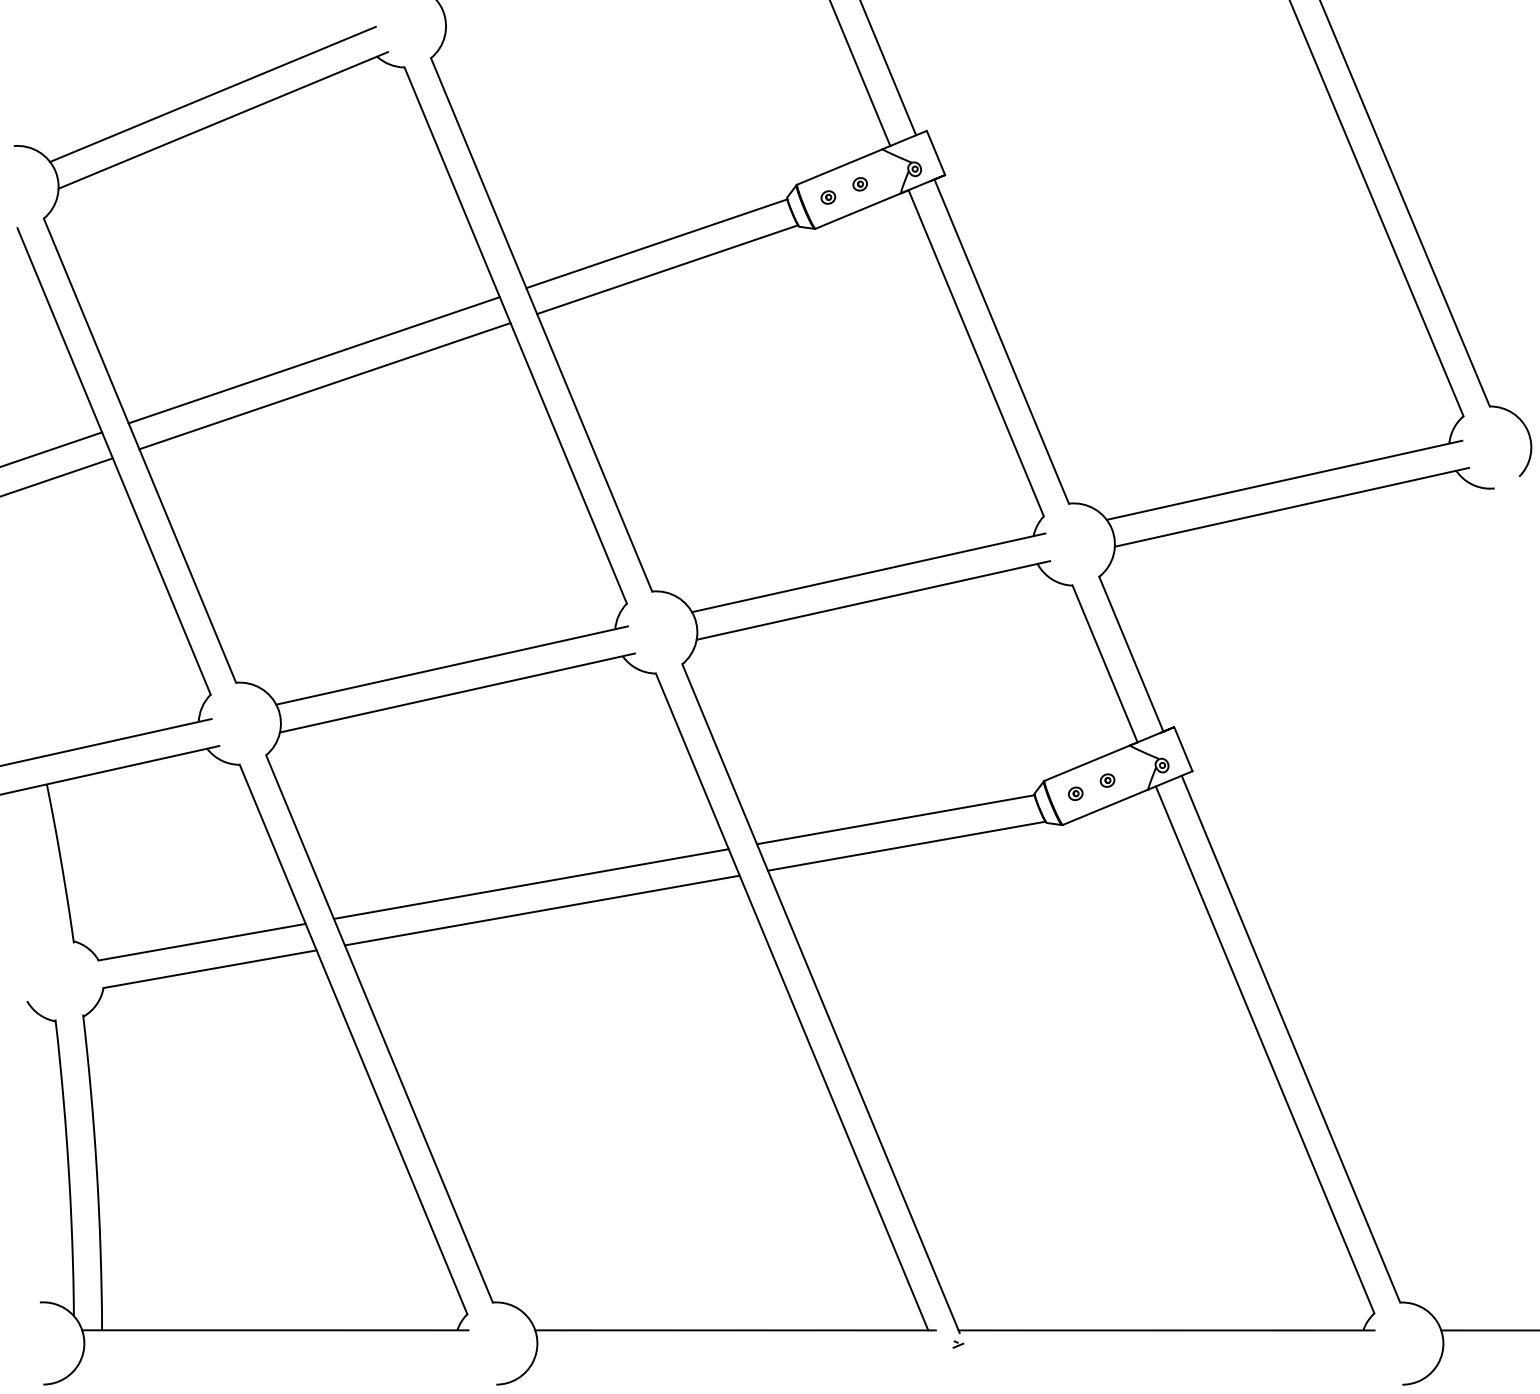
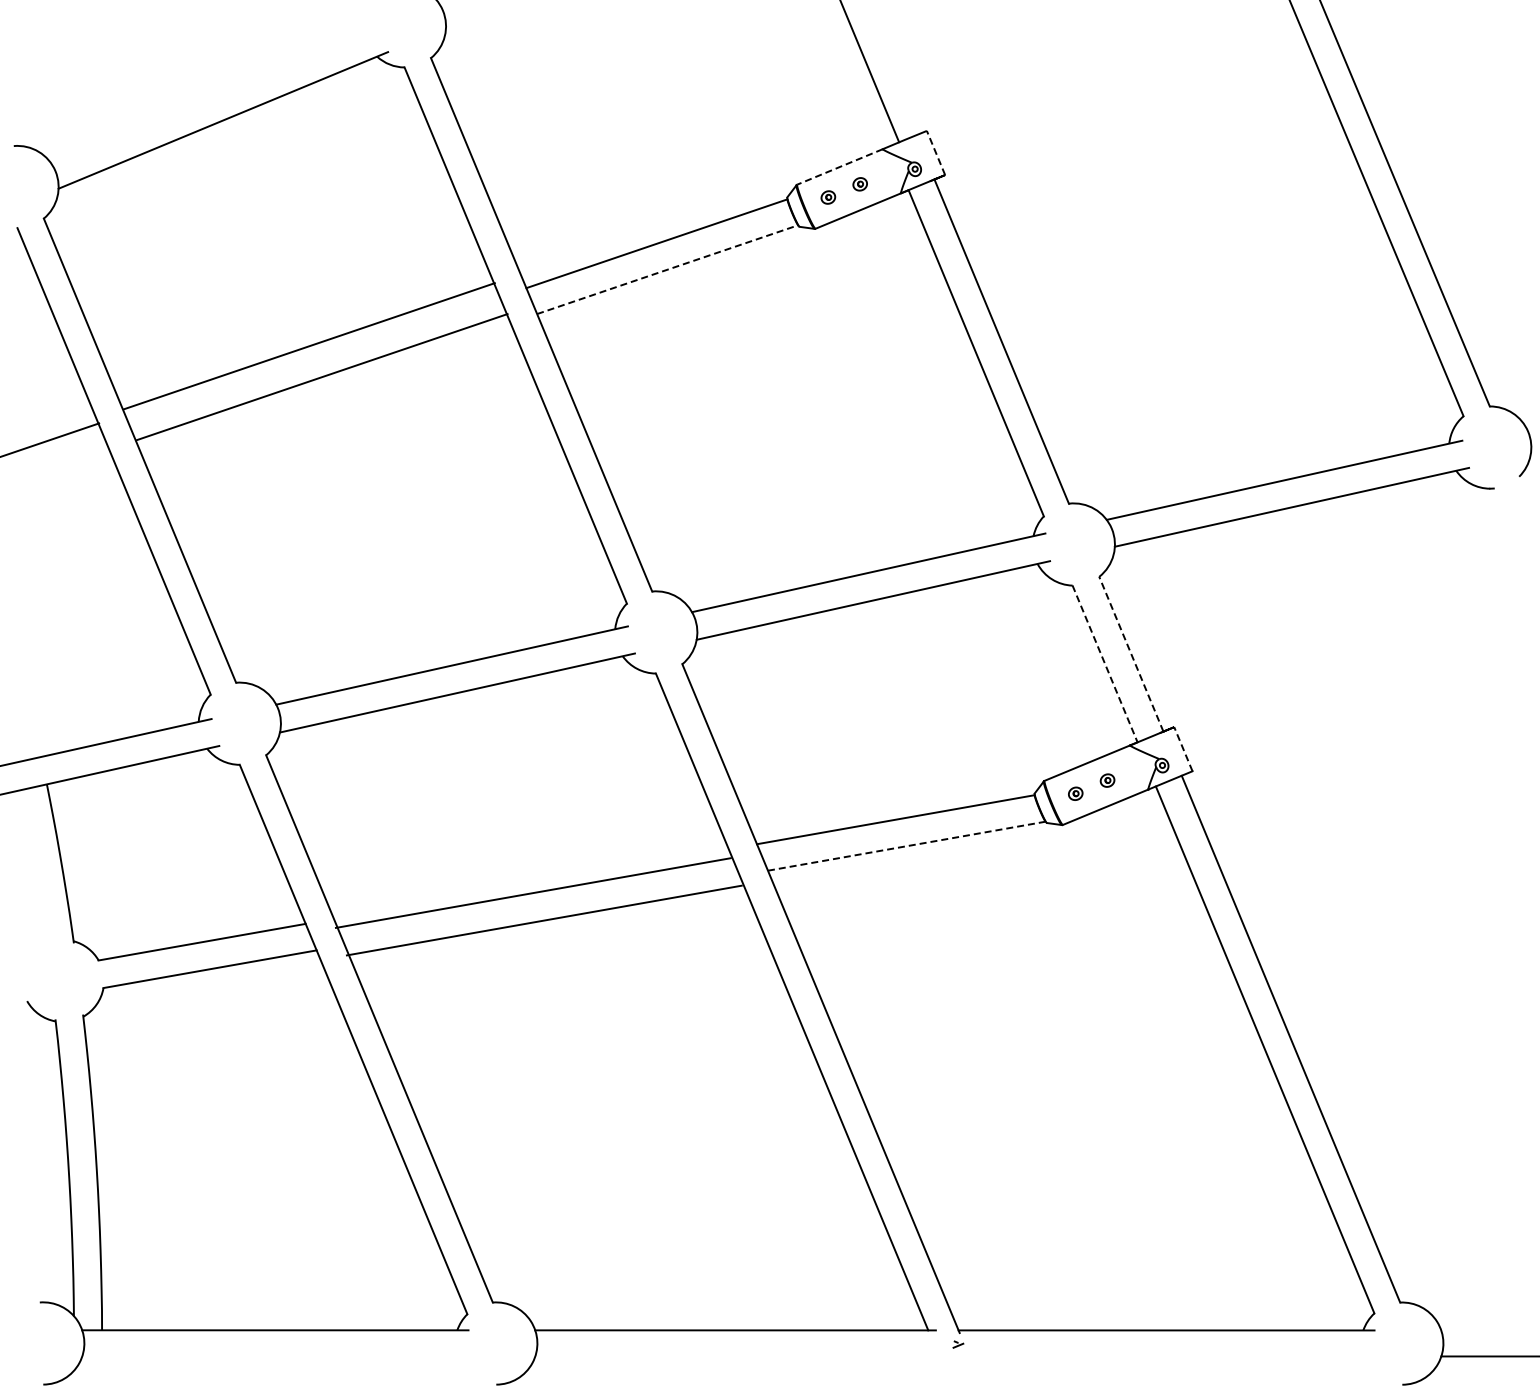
line position: (888, 68) -> (870, 72) (870, 72)
line: present -> none (860, 74)
line: present -> none (212, 93)
line: solid -> dashed (936, 153)
line: solid -> dashed (839, 167)
line: solid -> dashed (667, 269)
line position: (313, 360) -> (308, 346) (308, 346)
line position: (324, 386) -> (321, 377) (321, 377)
line position: (52, 449) -> (50, 439) (50, 439)
line: present -> none (57, 476)
line: solid -> dashed (1131, 654)
line: solid -> dashed (1105, 663)
line: solid -> dashed (1183, 749)
line: solid -> dashed (906, 846)
line position: (530, 883) -> (532, 892) (532, 892)
line position: (541, 910) -> (543, 920) (543, 920)
line position: (1488, 1330) -> (1488, 1356) (1488, 1356)
